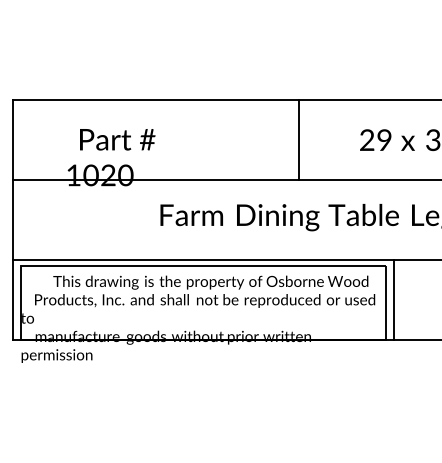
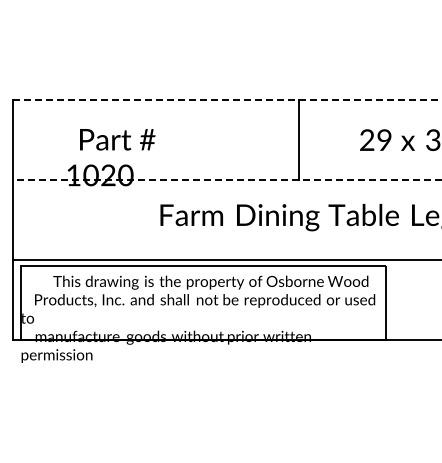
line: solid -> dashed (227, 100)
line: solid -> dashed (226, 180)
line: present -> none (393, 300)
